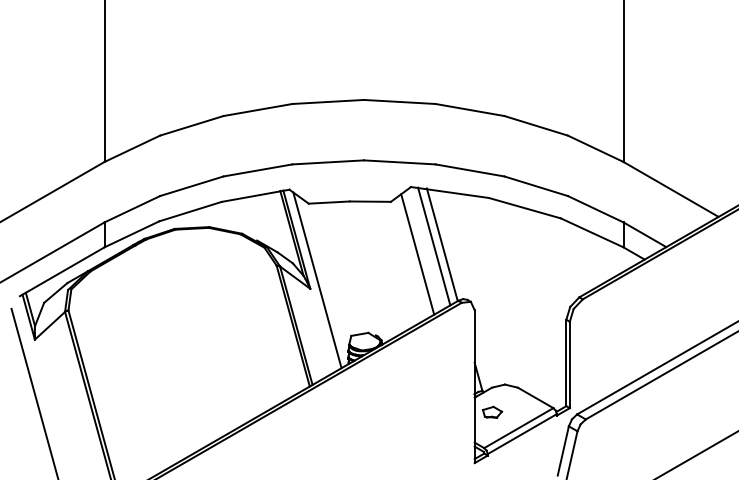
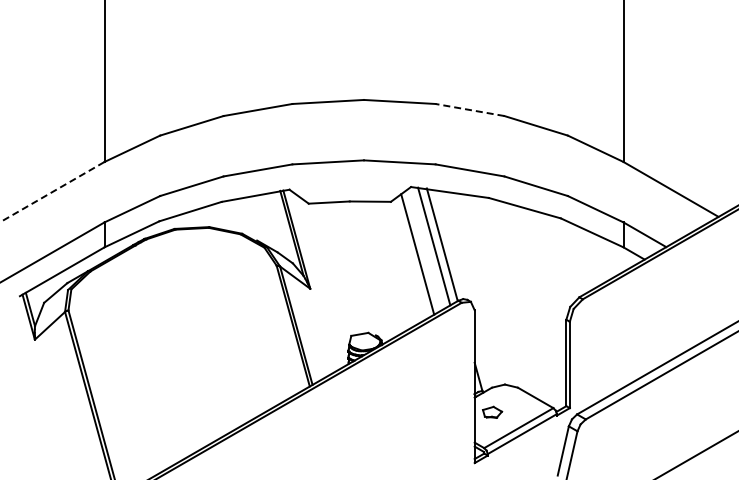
line: solid -> dashed (470, 110)
line: solid -> dashed (52, 191)
line: present -> none (317, 280)
line: present -> none (34, 392)
